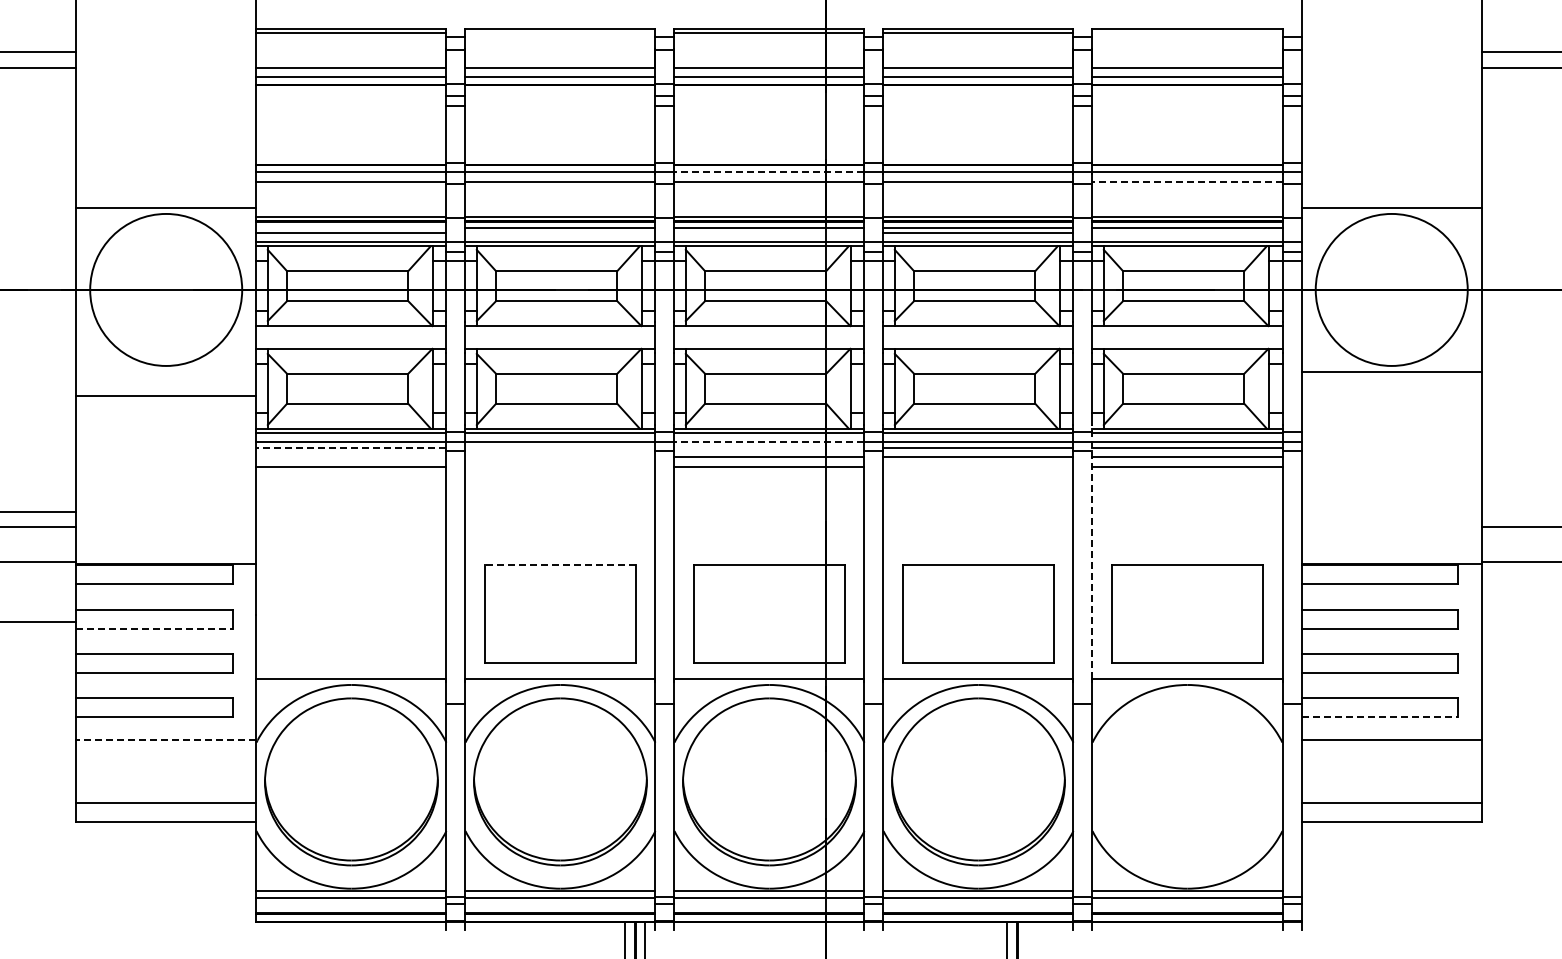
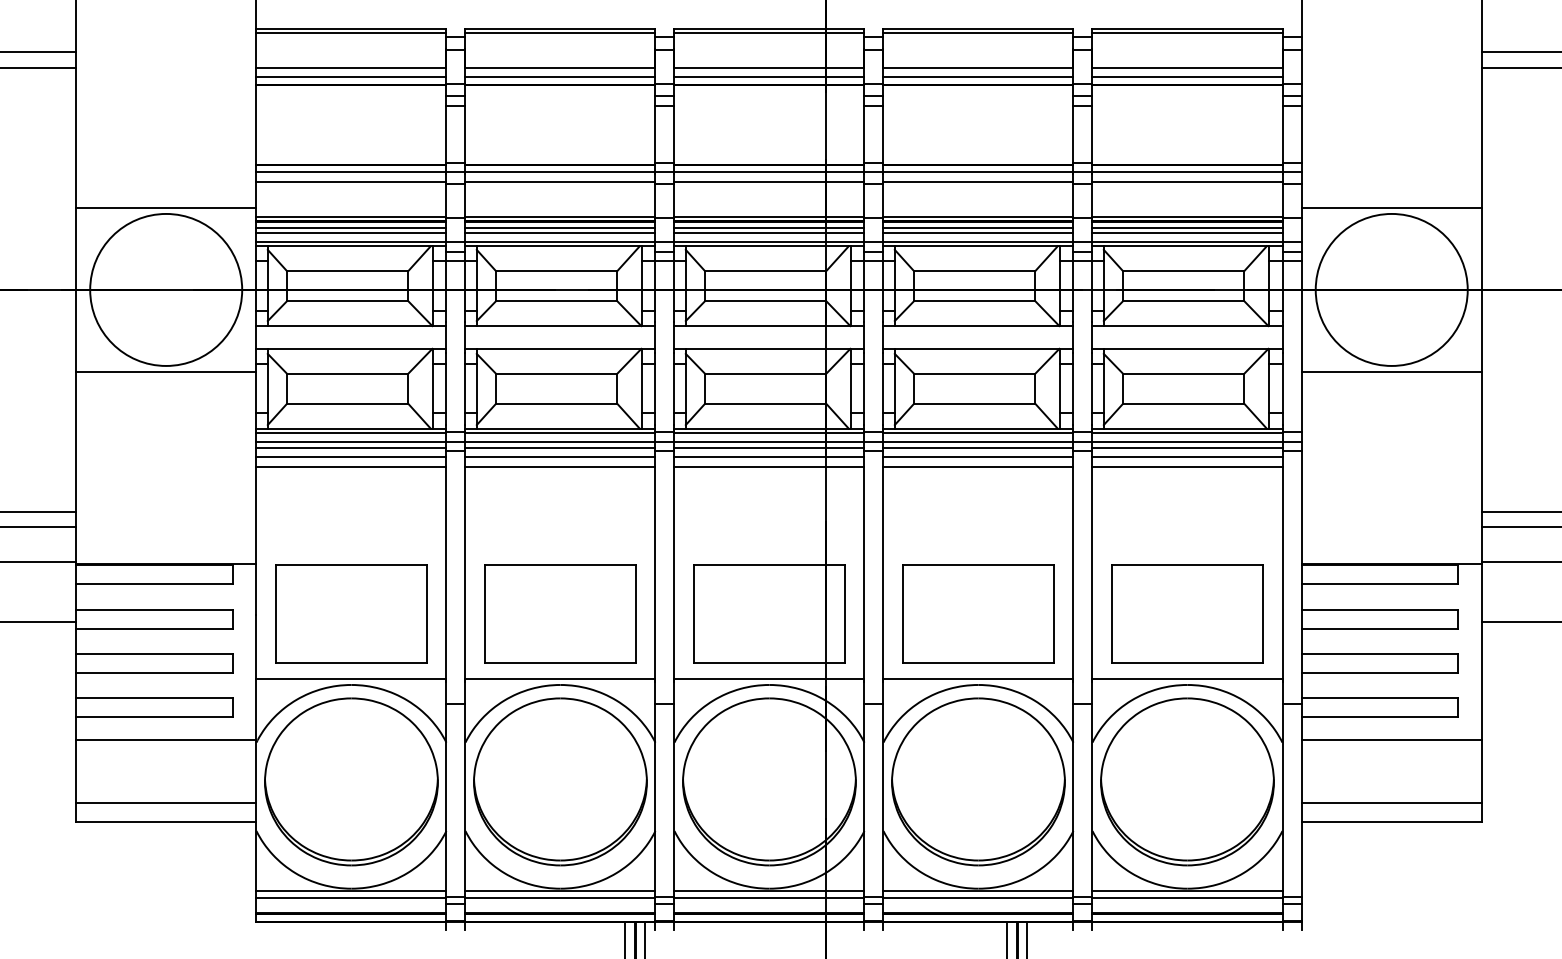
line: none -> present (560, 32)
line: none -> present (1187, 32)
line: dashed -> solid (768, 172)
line: dashed -> solid (1186, 181)
line: none -> present (351, 227)
line: none -> present (560, 232)
line: none -> present (769, 232)
line: none -> present (1187, 232)
line position: (165, 395) -> (165, 371) (165, 371)
line: dashed -> solid (768, 442)
line: dashed -> solid (350, 447)
line: none -> present (560, 447)
line: none -> present (769, 447)
line: none -> present (351, 457)
line: none -> present (560, 457)
line: none -> present (560, 466)
line: none -> present (978, 466)
line: none -> present (1519, 512)
line: dashed -> solid (1092, 551)
line: dashed -> solid (559, 565)
part: none -> present (351, 613)
line: none -> present (1519, 622)
line: dashed -> solid (154, 628)
line: dashed -> solid (1380, 716)
line: dashed -> solid (165, 740)
part: none -> present (1187, 781)
line: none -> present (1027, 938)
